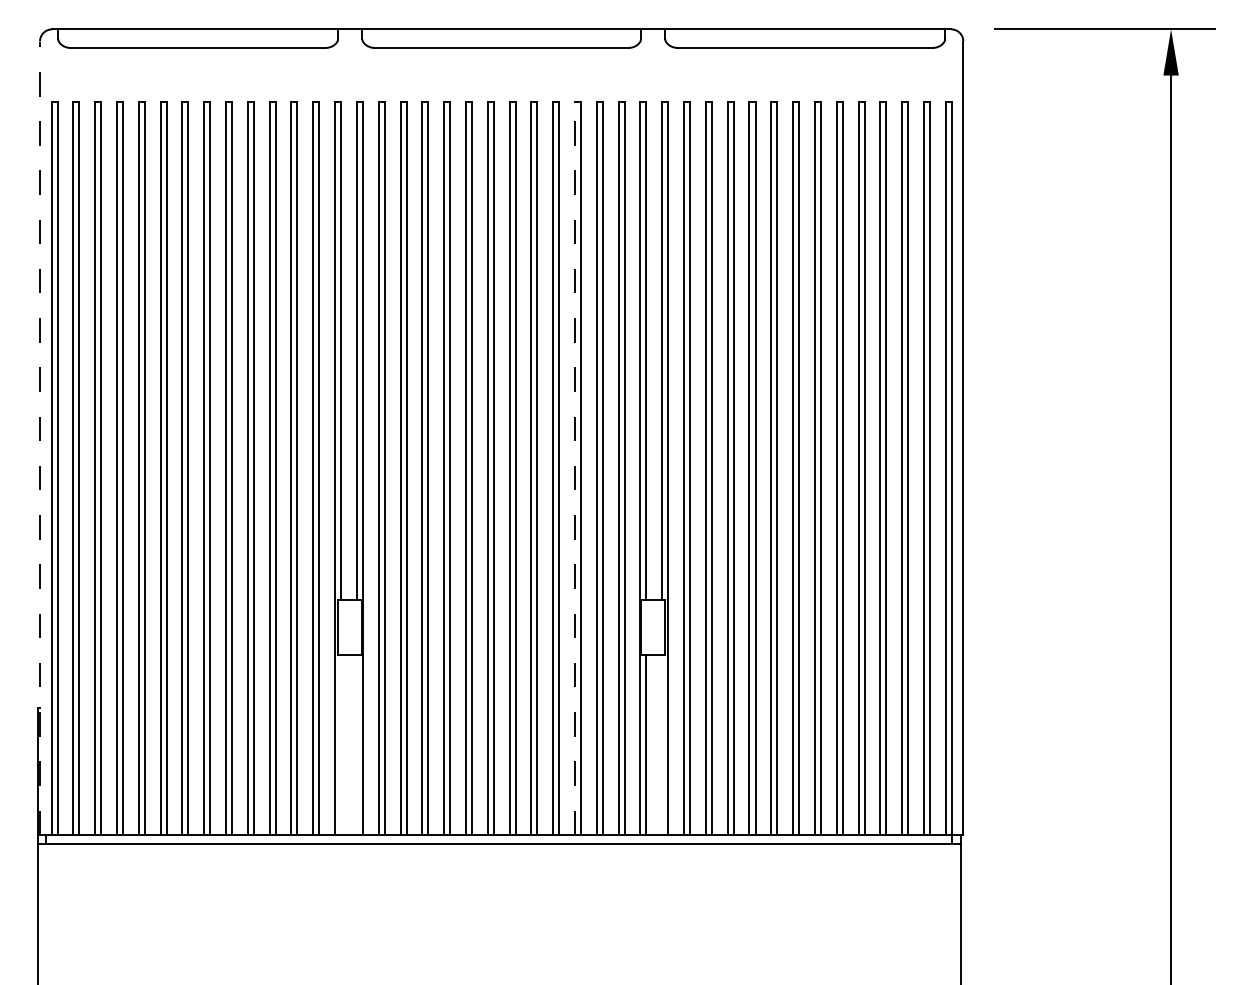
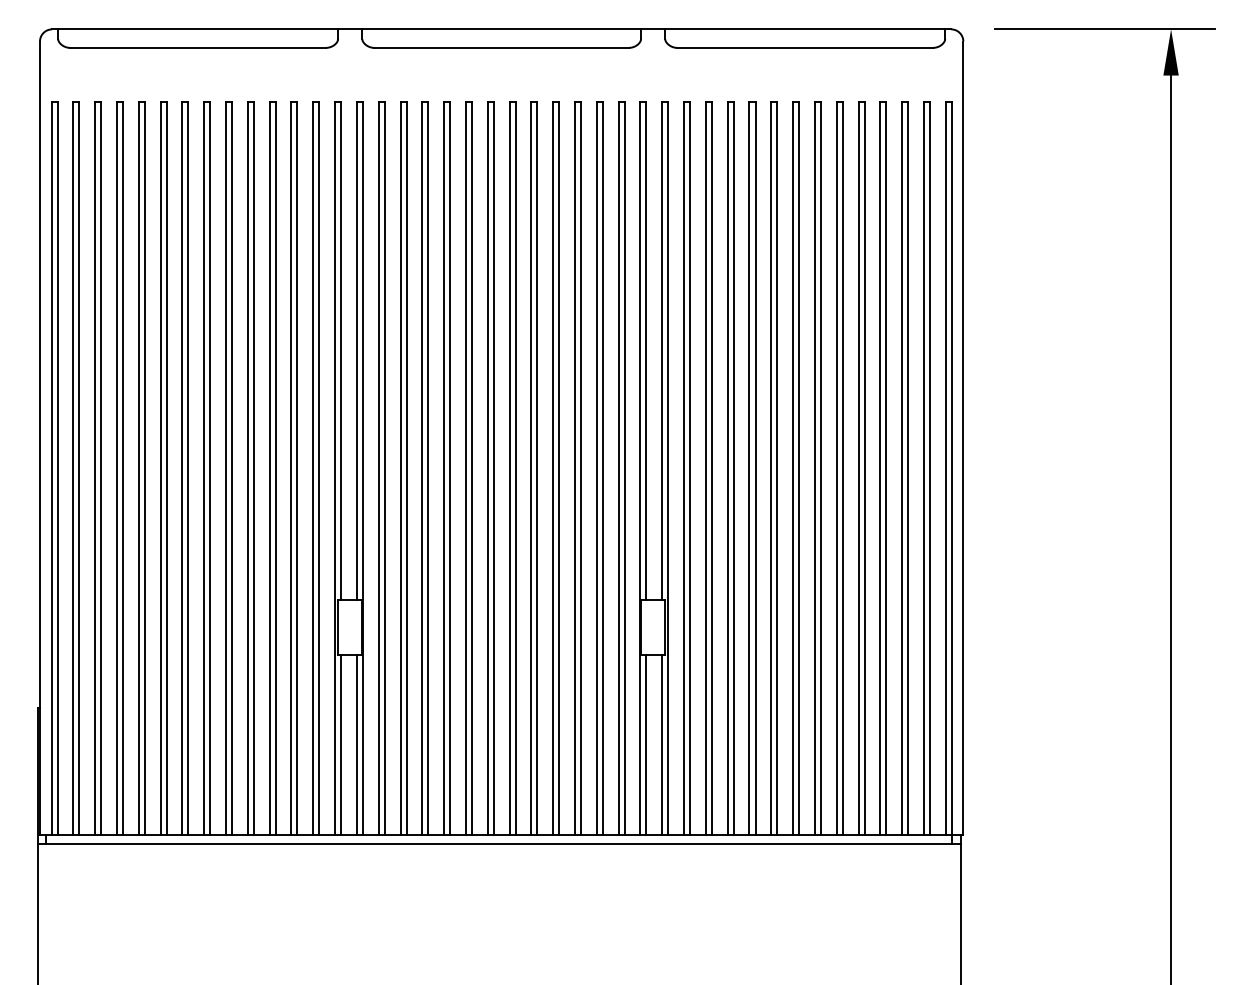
line: dashed -> solid (40, 438)
line: dashed -> solid (574, 468)
line: none -> present (341, 744)
line: none -> present (356, 744)
line: none -> present (662, 744)
